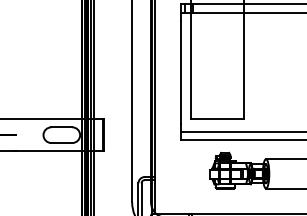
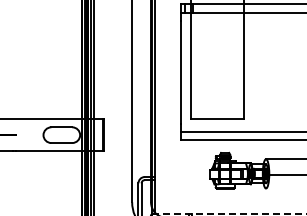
line position: (284, 188) -> (284, 174) (284, 174)
line: solid -> dashed (230, 213)
